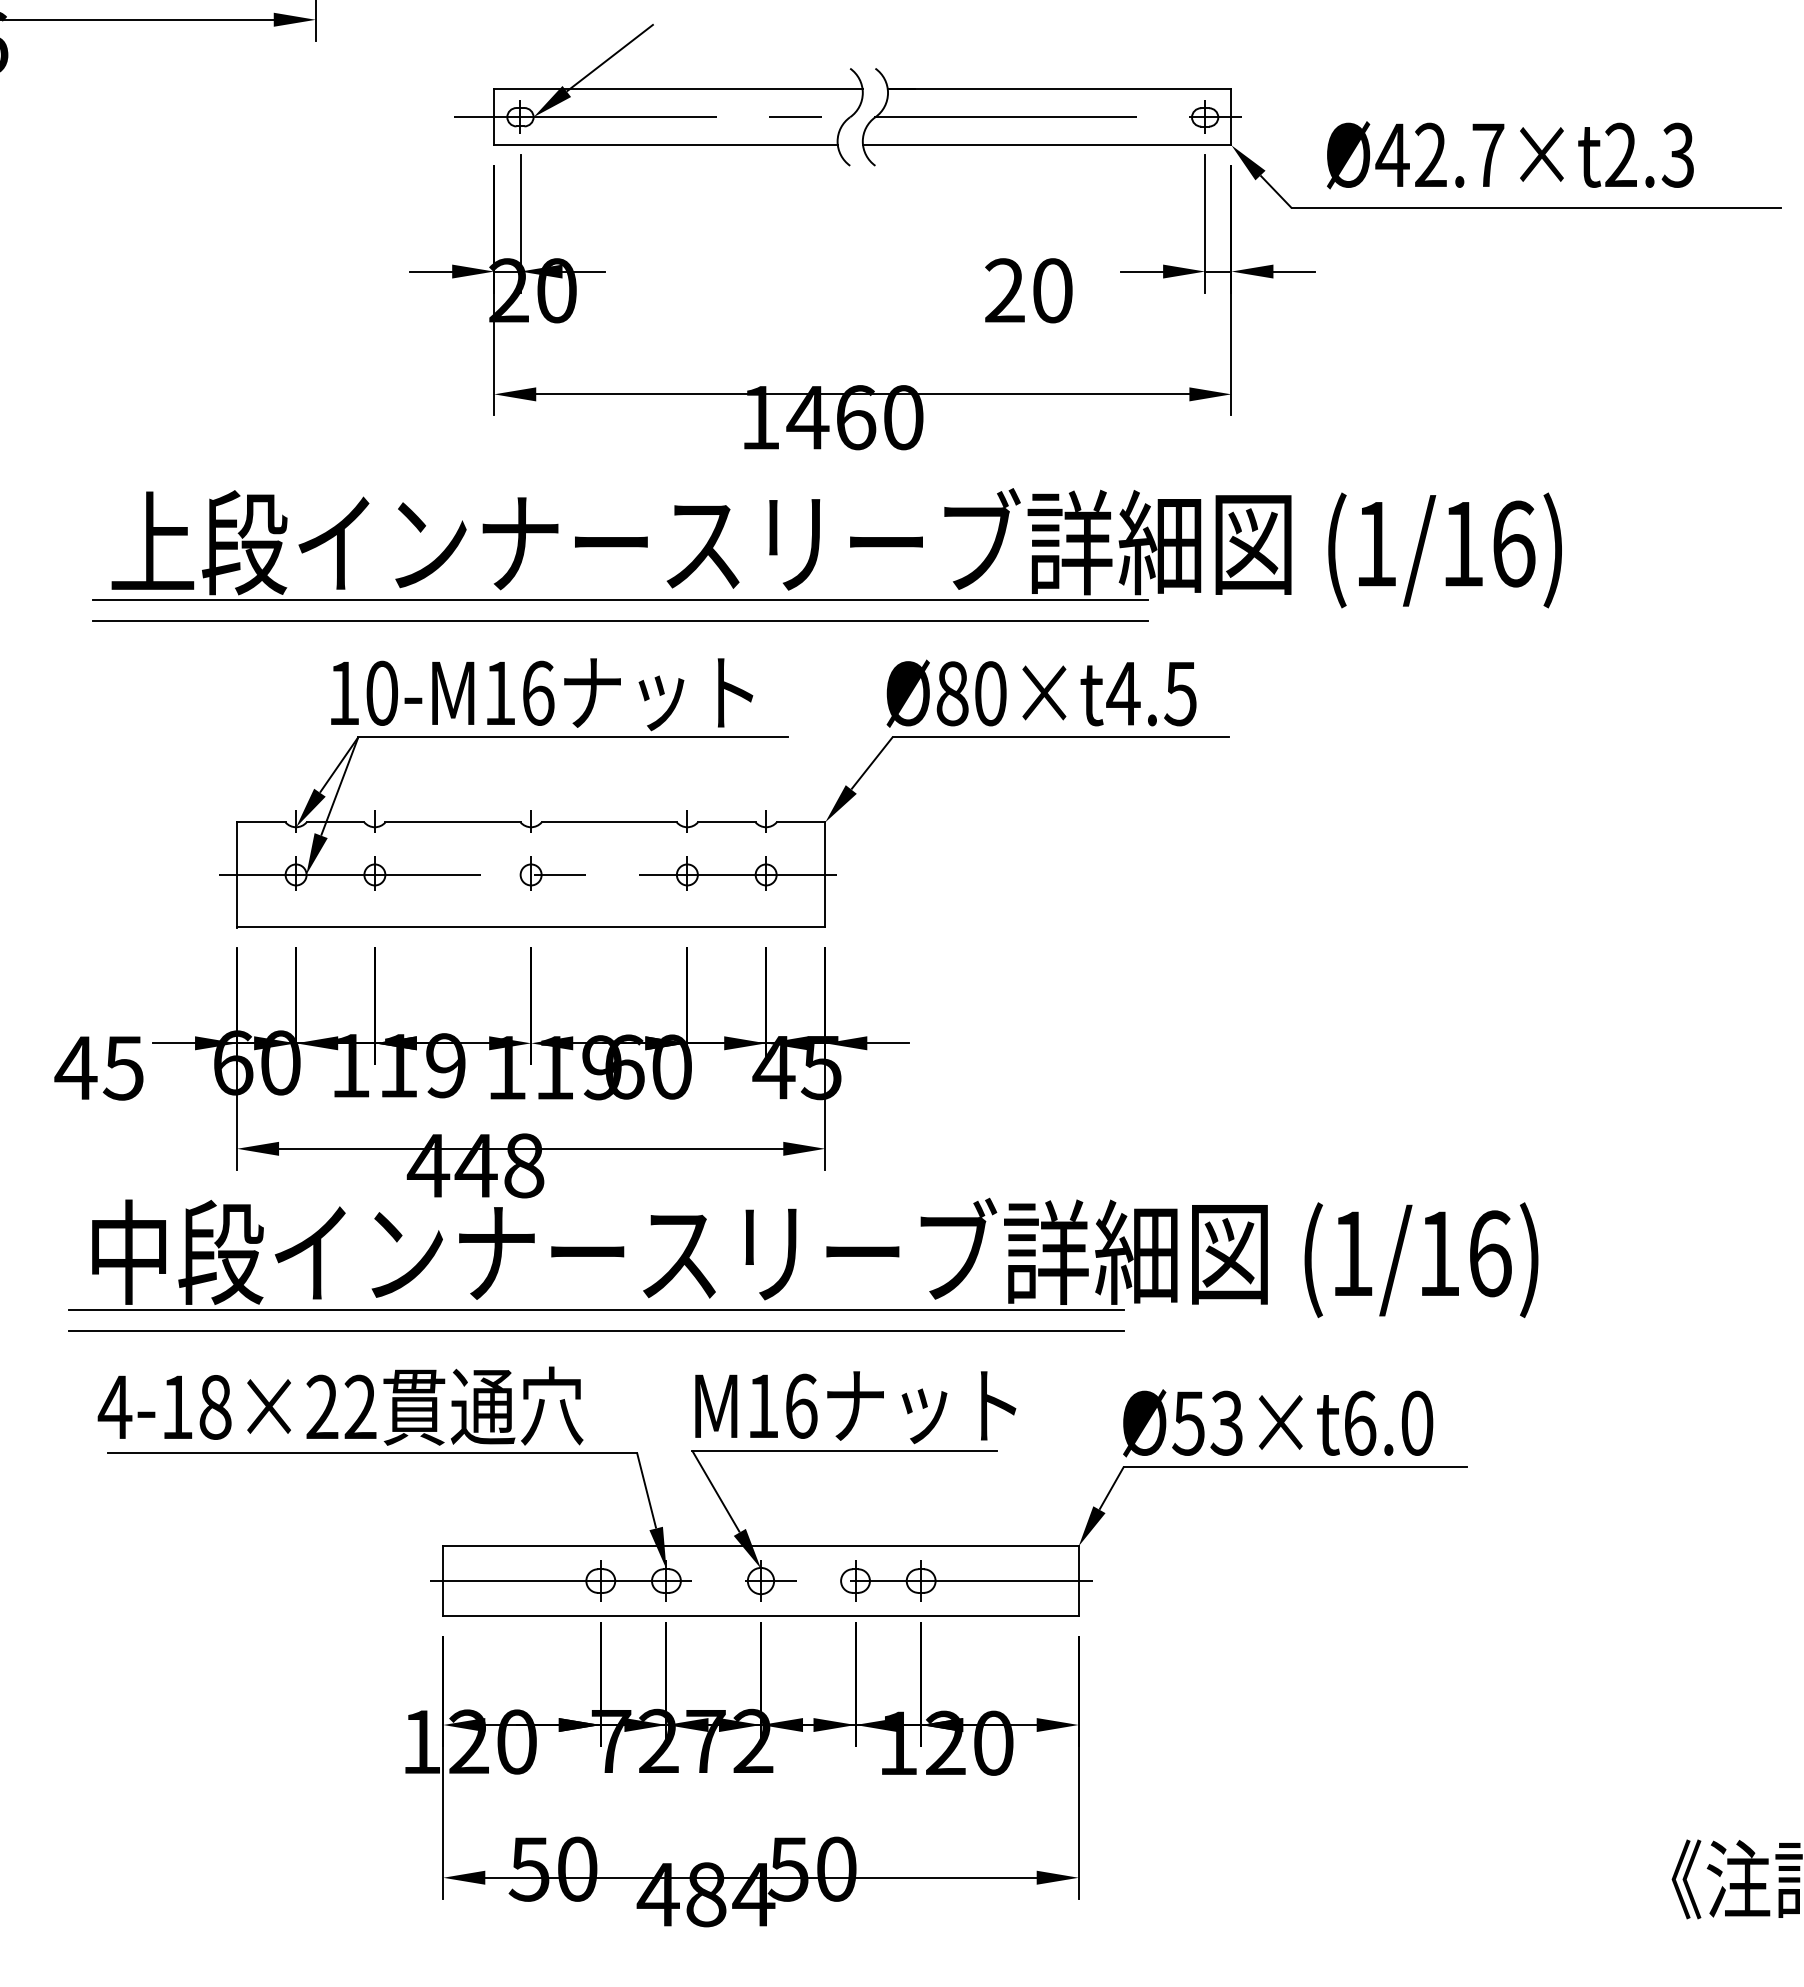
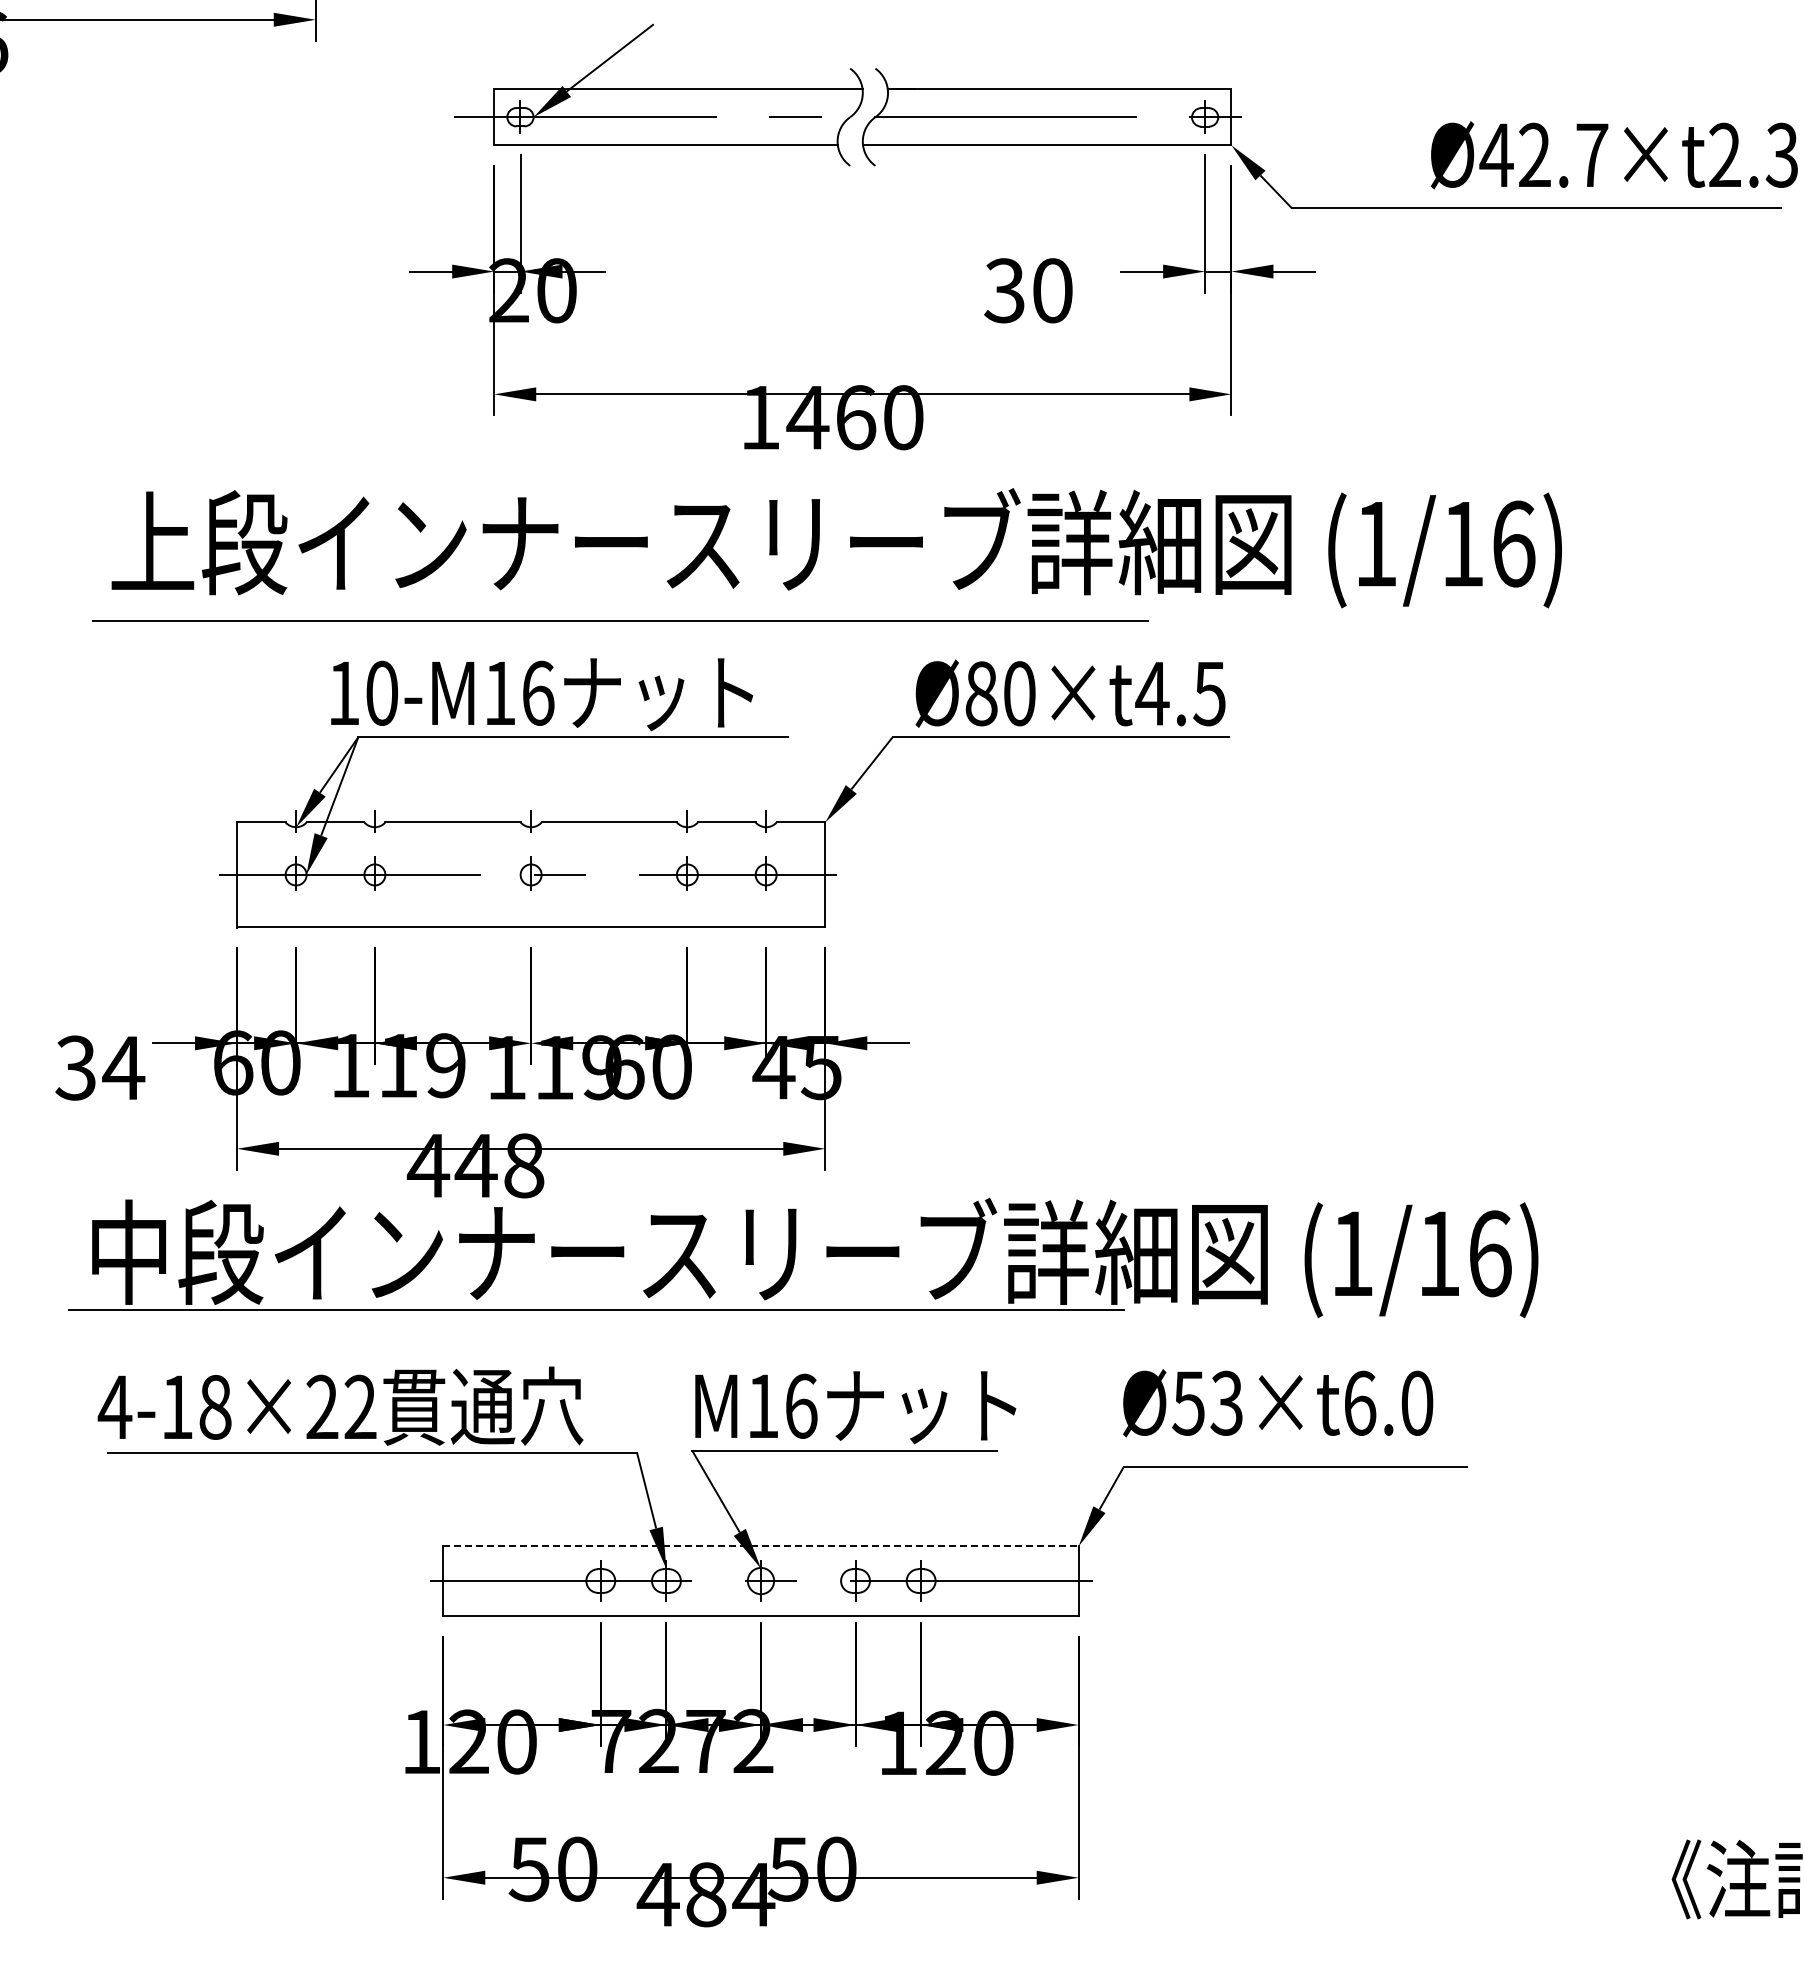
text position: (1510, 155) -> (1614, 155) (1614, 155)
text: 20 -> 30 (1004, 290)
line: present -> none (619, 600)
text position: (1041, 693) -> (1070, 693) (1070, 693)
text: 45 -> 34 (99, 1067)
line: present -> none (595, 1330)
text position: (1278, 1423) -> (1278, 1403) (1278, 1403)
line: solid -> dashed (760, 1546)
